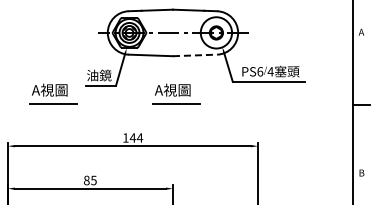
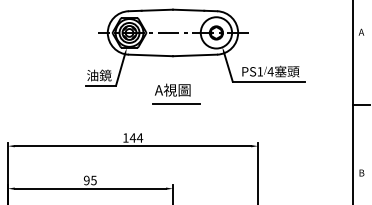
line: dashed -> solid (195, 55)
text: PS6 -> PS1 (260, 71)
part: present -> none (53, 93)
text: 85 -> 95 (86, 180)
